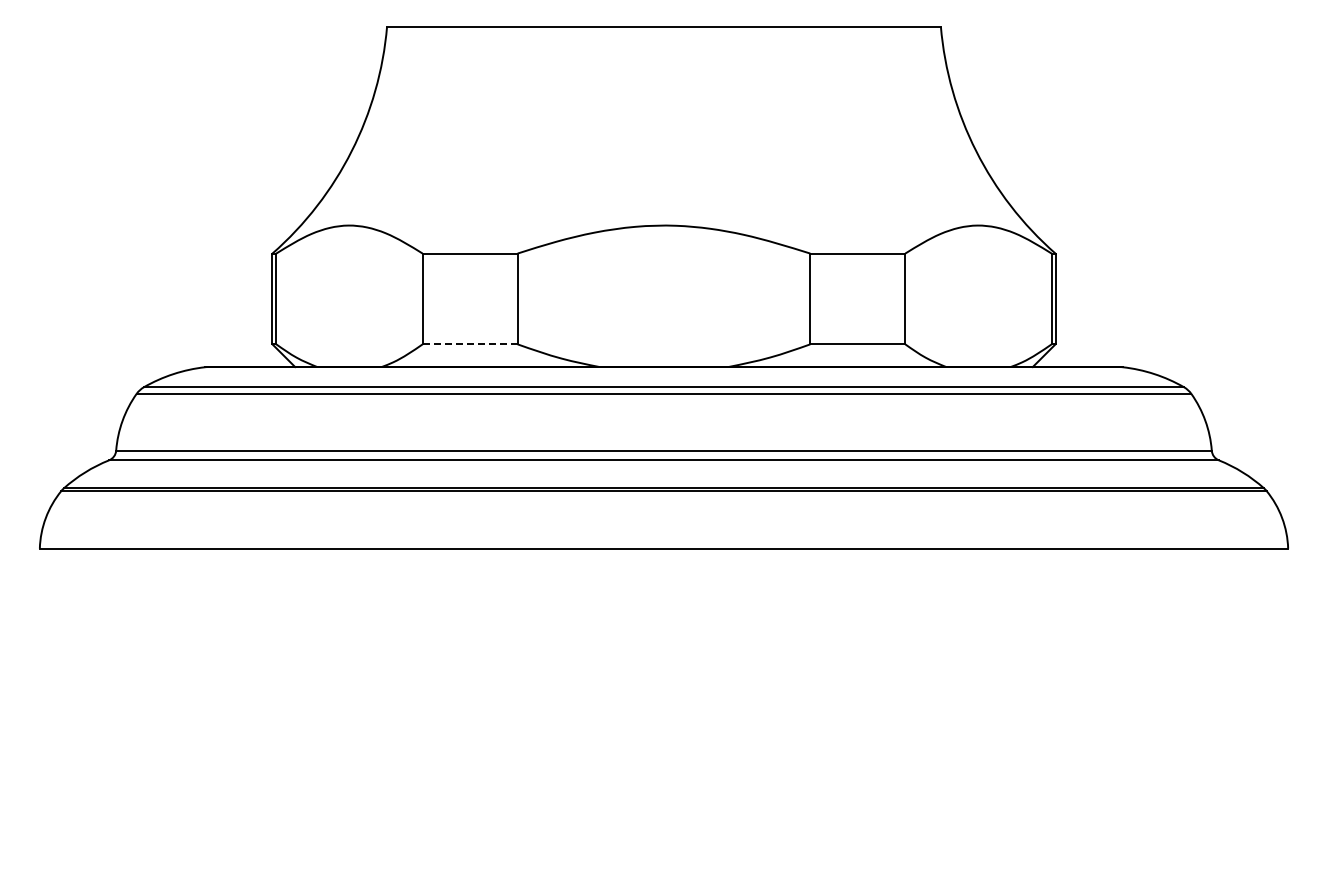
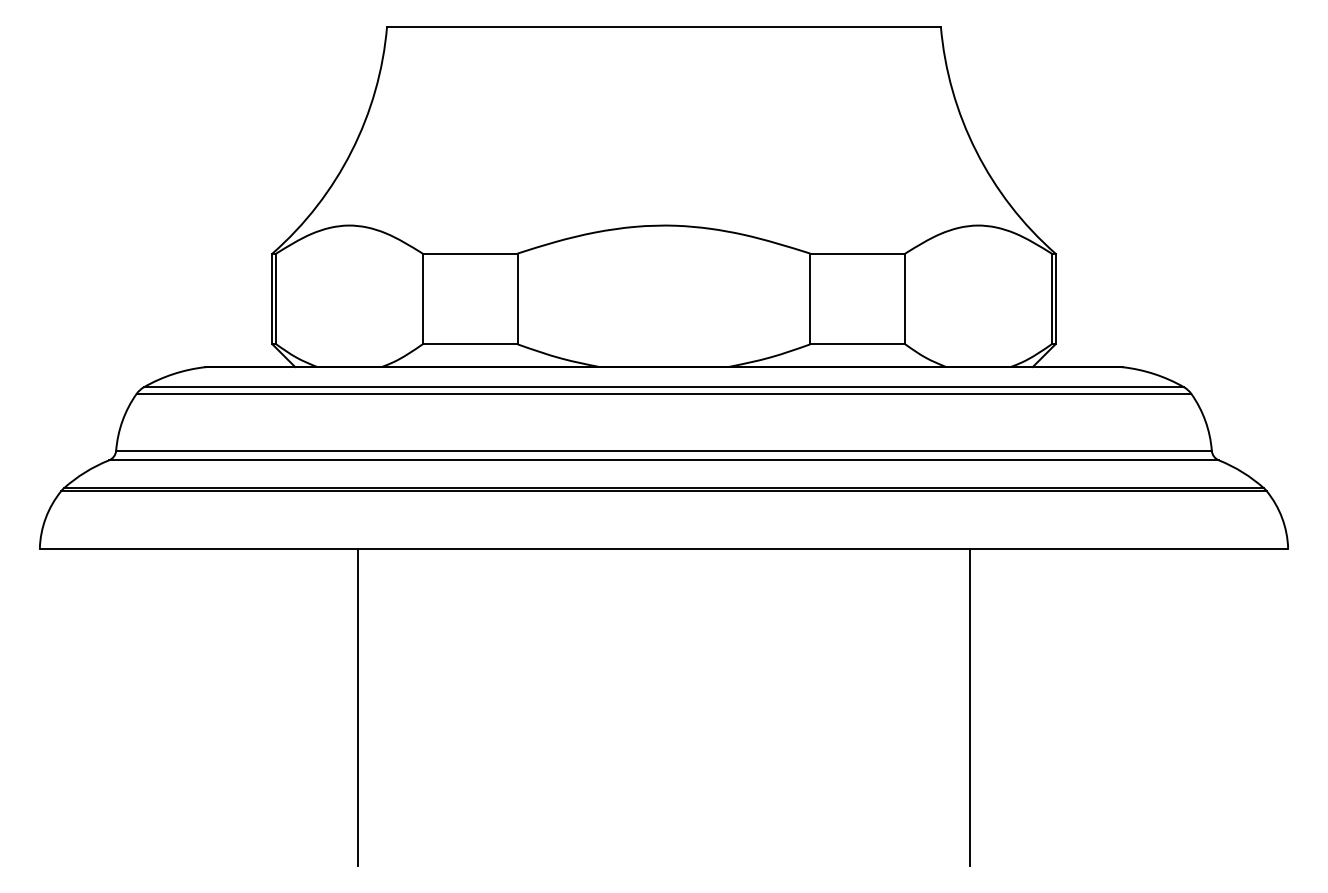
line: dashed -> solid (470, 344)
line: none -> present (357, 707)
line: none -> present (970, 707)
